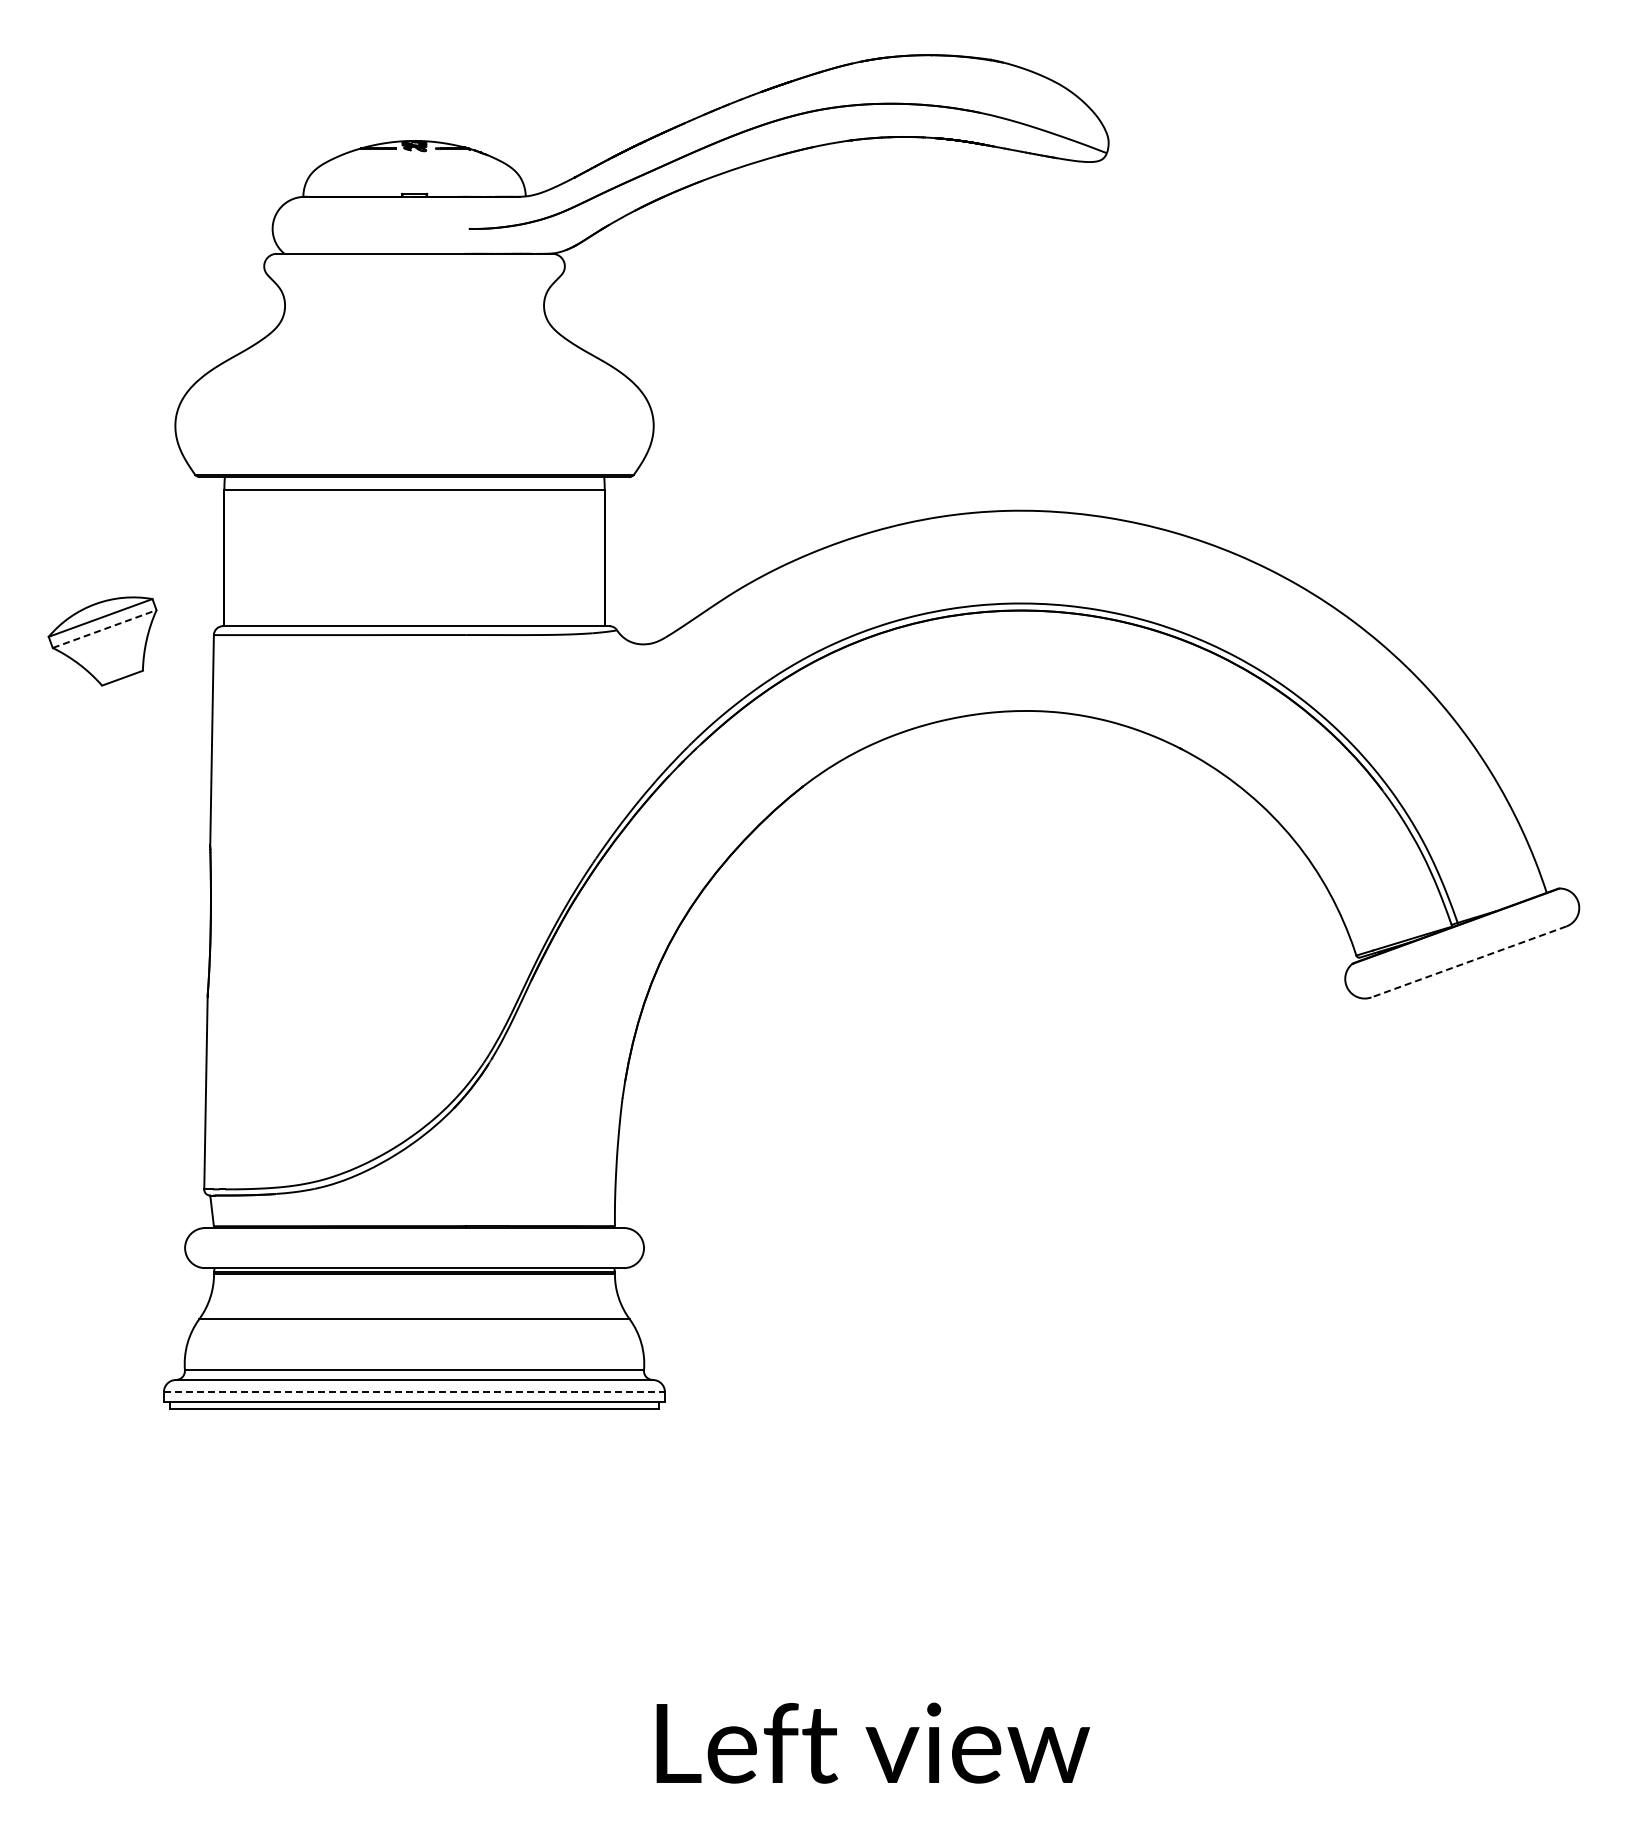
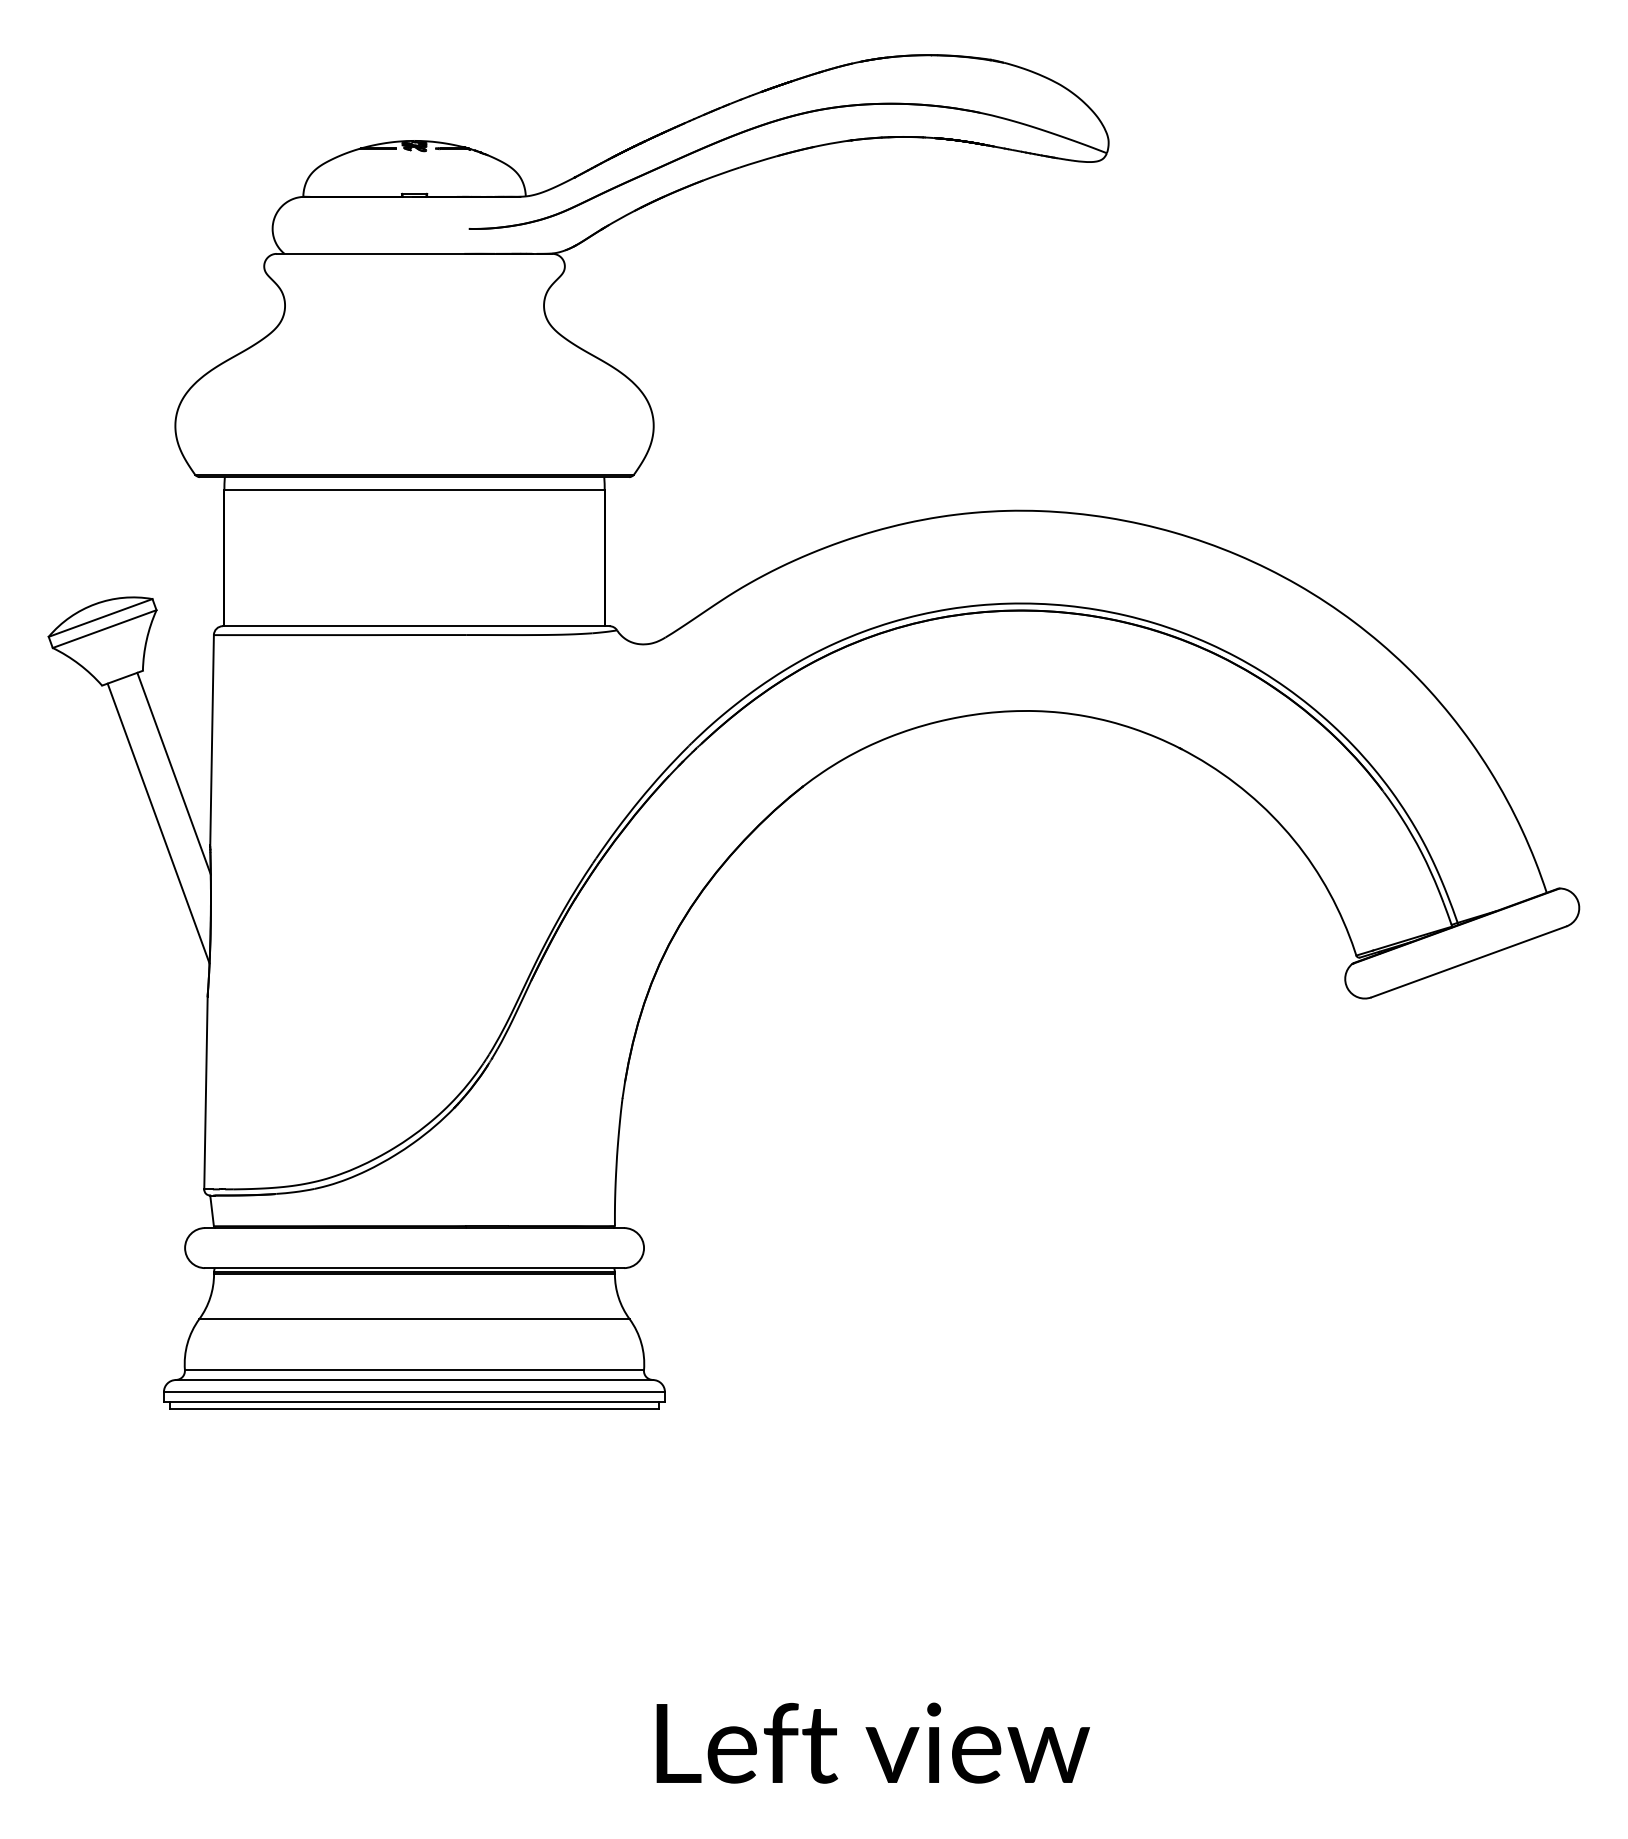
line: dashed -> solid (105, 628)
line: none -> present (173, 773)
line: none -> present (158, 823)
line: dashed -> solid (1468, 961)
line: dashed -> solid (414, 1392)
